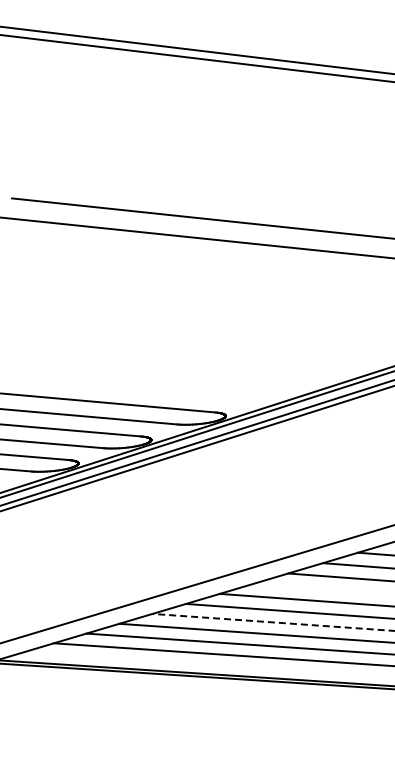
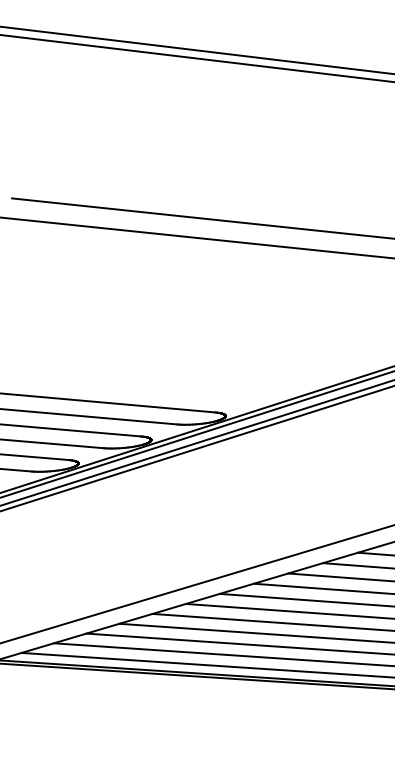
line: none -> present (322, 588)
line: dashed -> solid (273, 622)
line: none -> present (206, 664)
